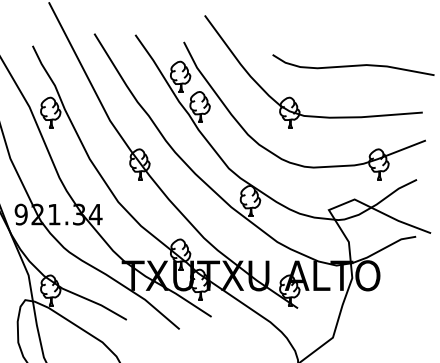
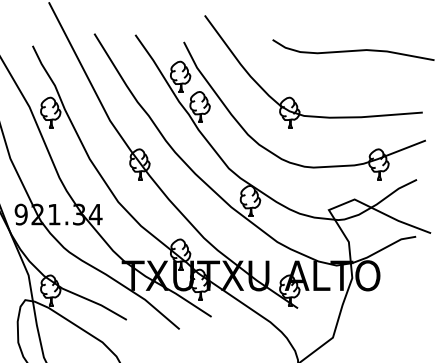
curve position: (353, 65) -> (353, 50) (353, 50)
